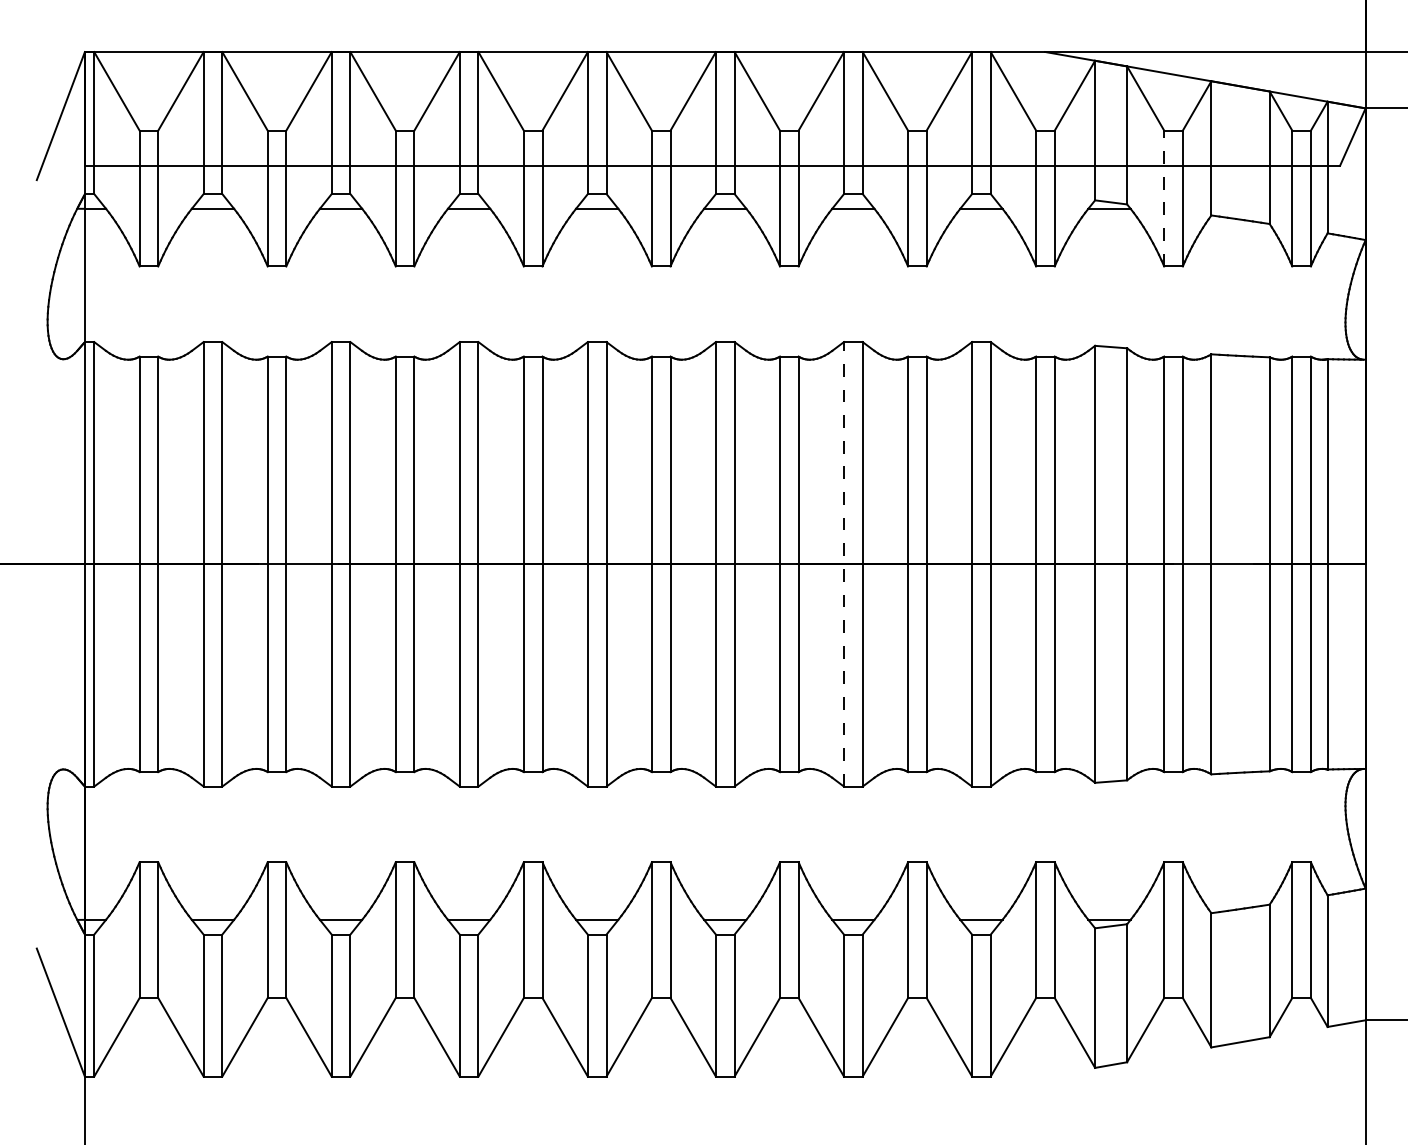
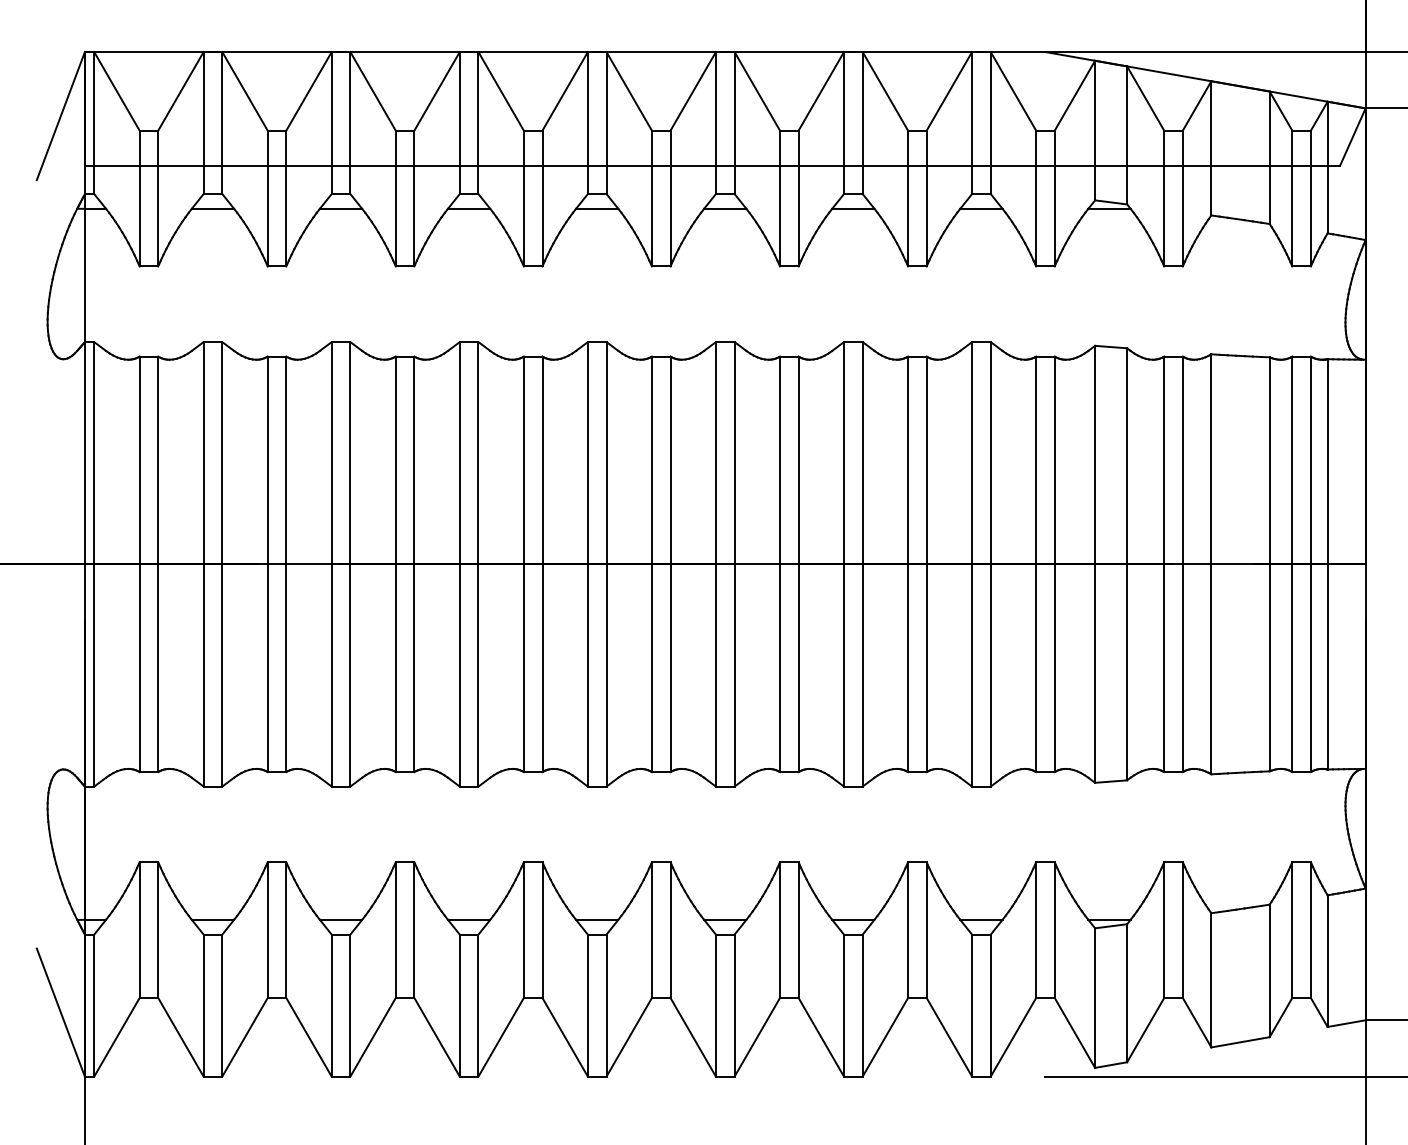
line: dashed -> solid (1164, 198)
line: dashed -> solid (844, 563)
line: none -> present (1224, 1076)
